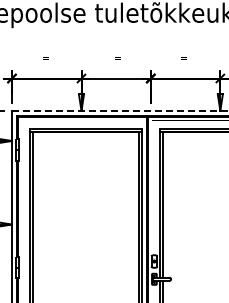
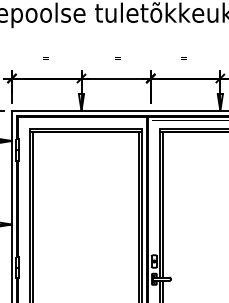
line: dashed -> solid (120, 110)
